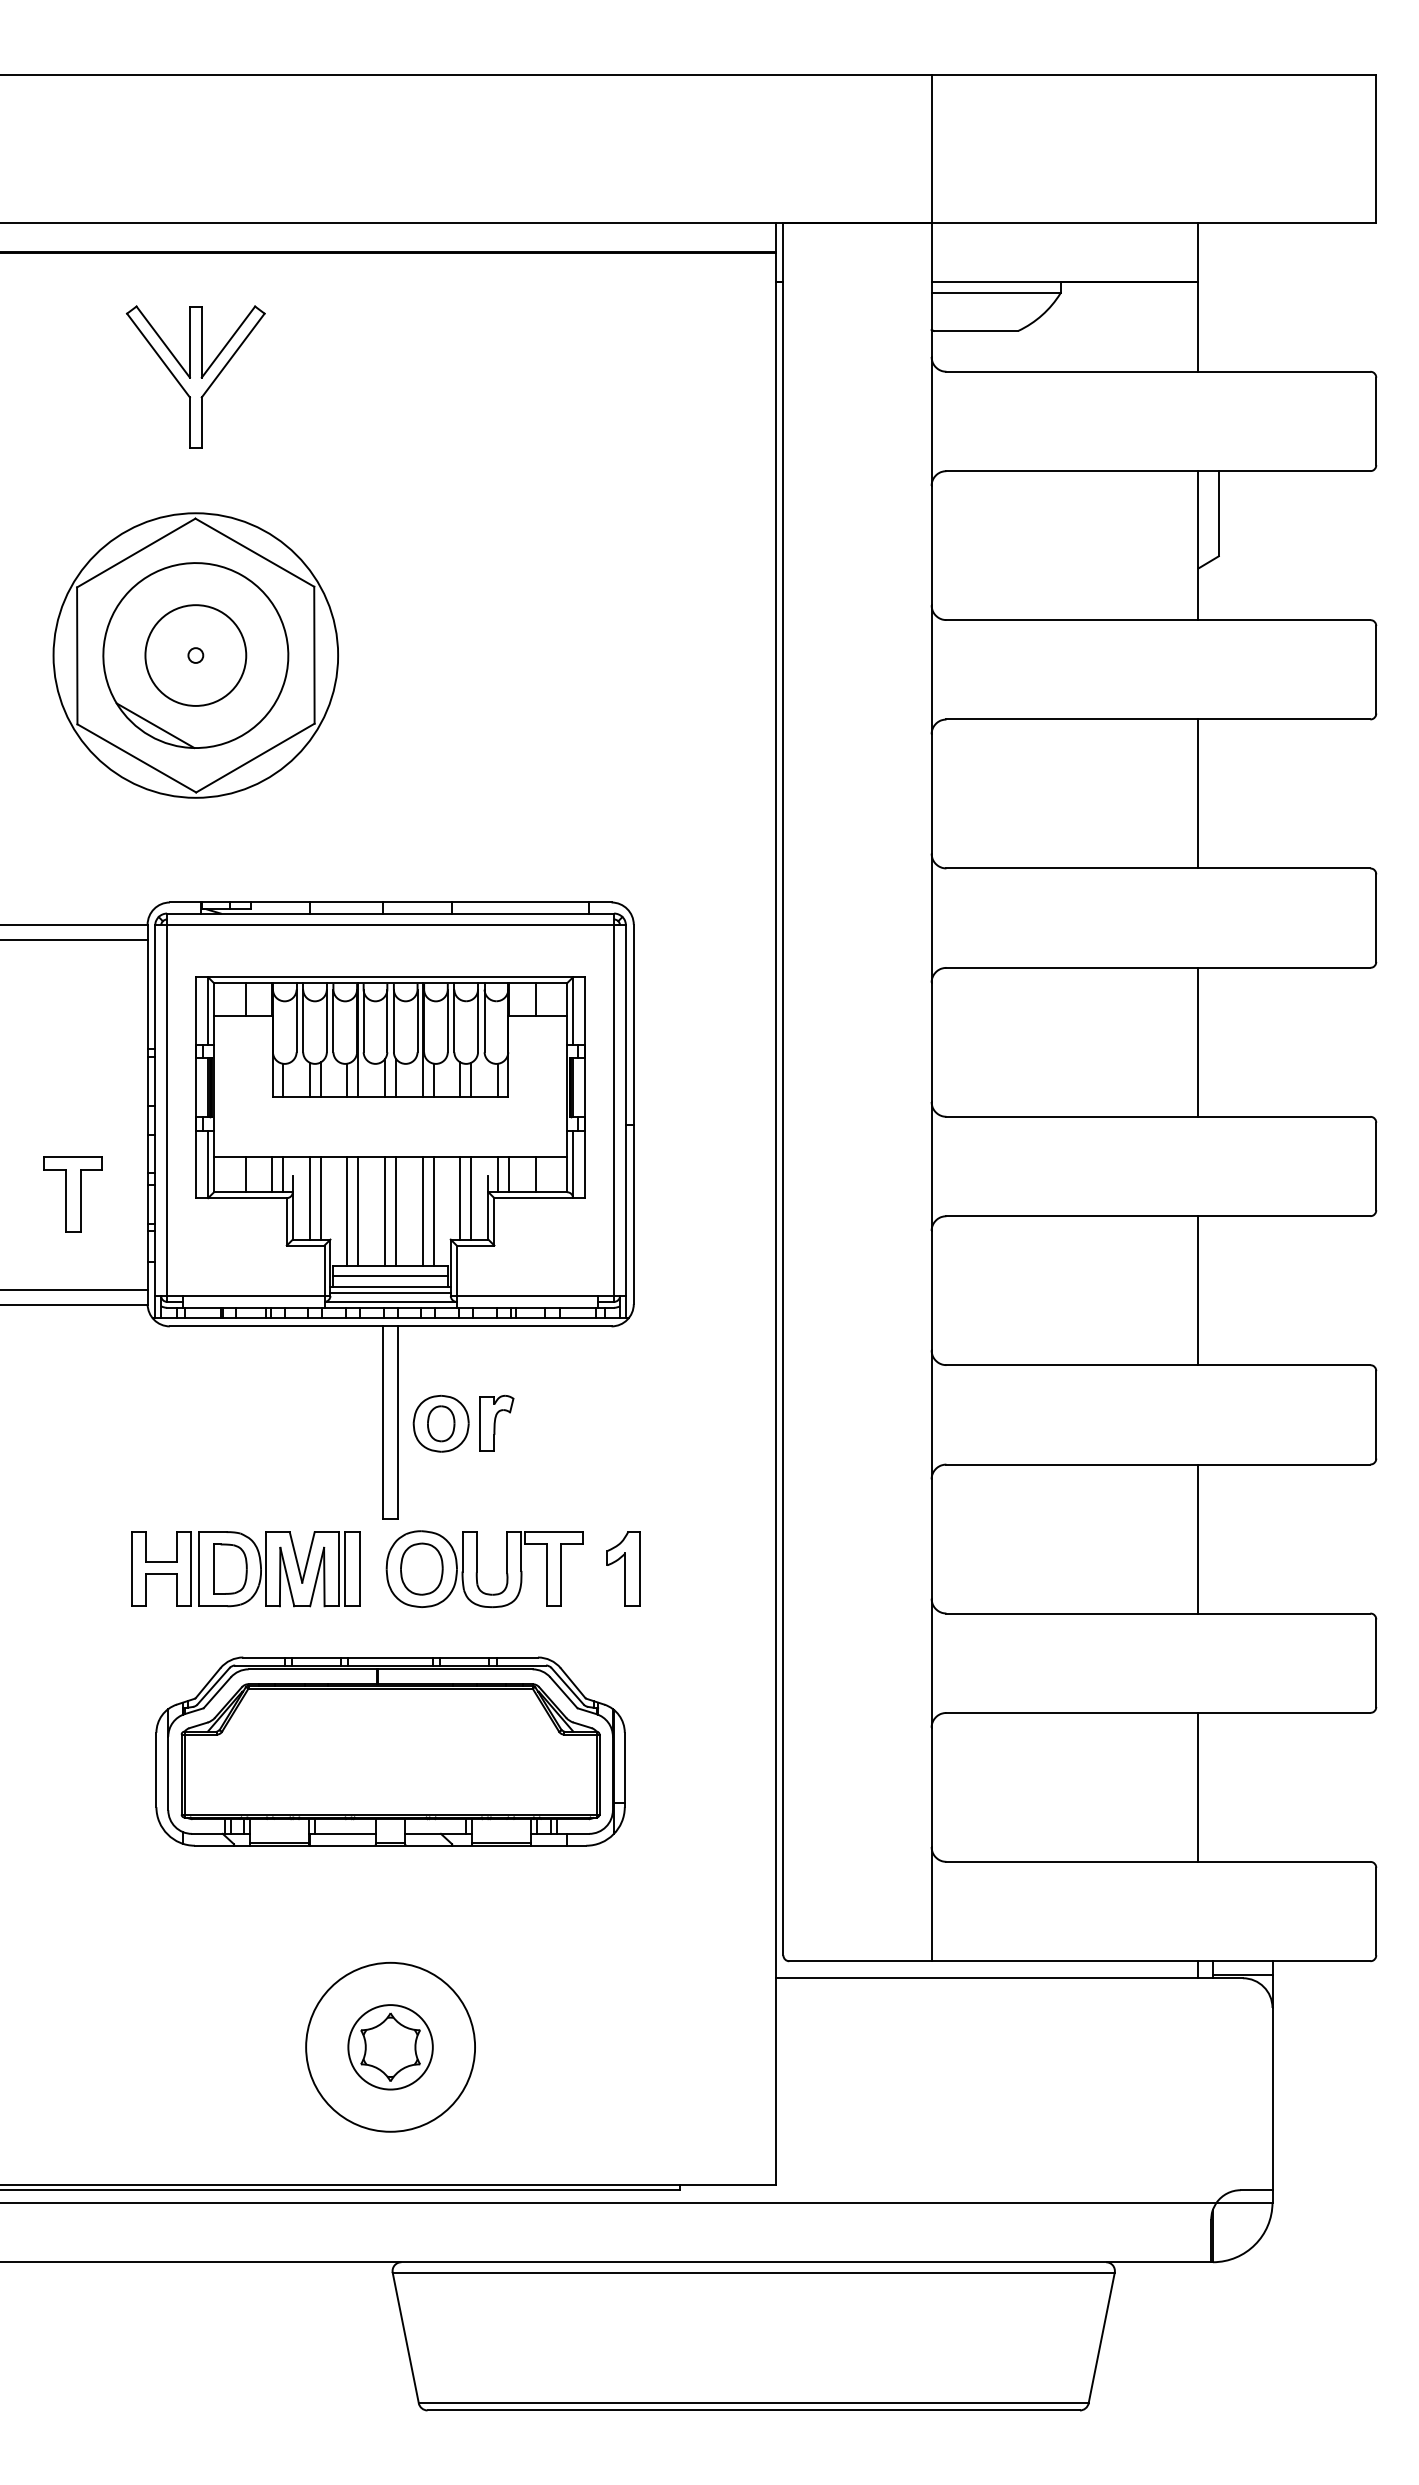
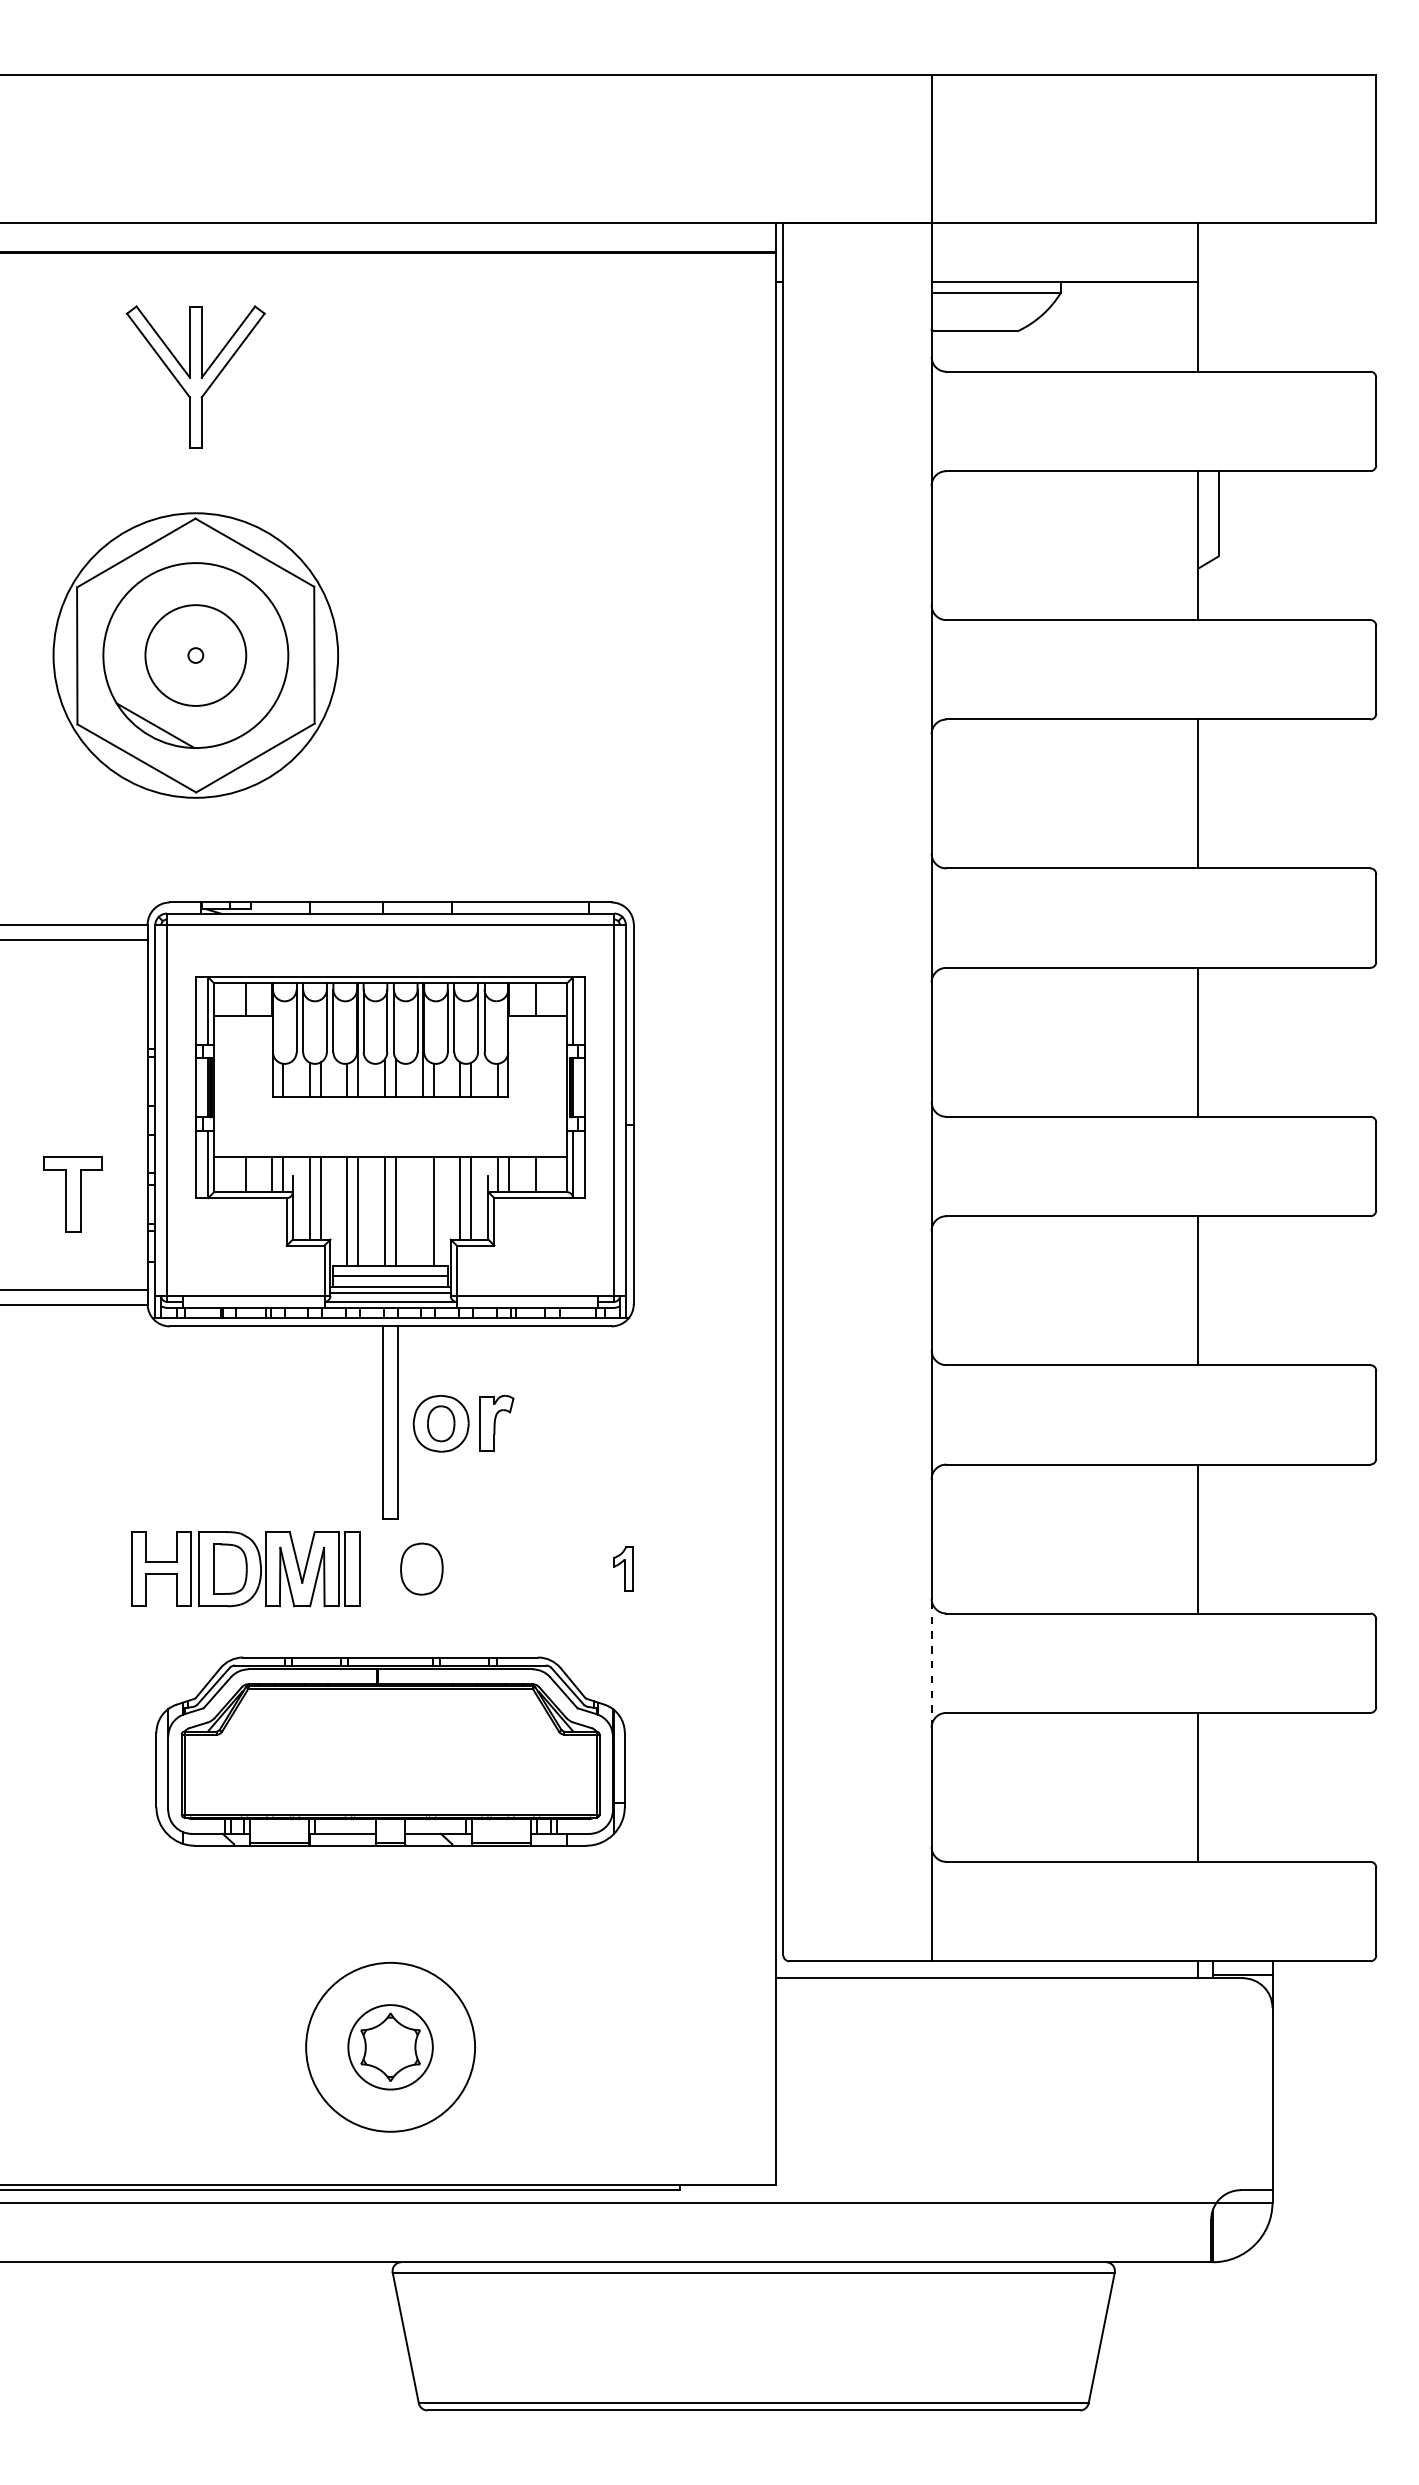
line: present -> none (422, 1210)
part size: 35x76 px -> 21x46 px (623, 1568)
part: present -> none (477, 1569)
line: solid -> dashed (931, 1663)
